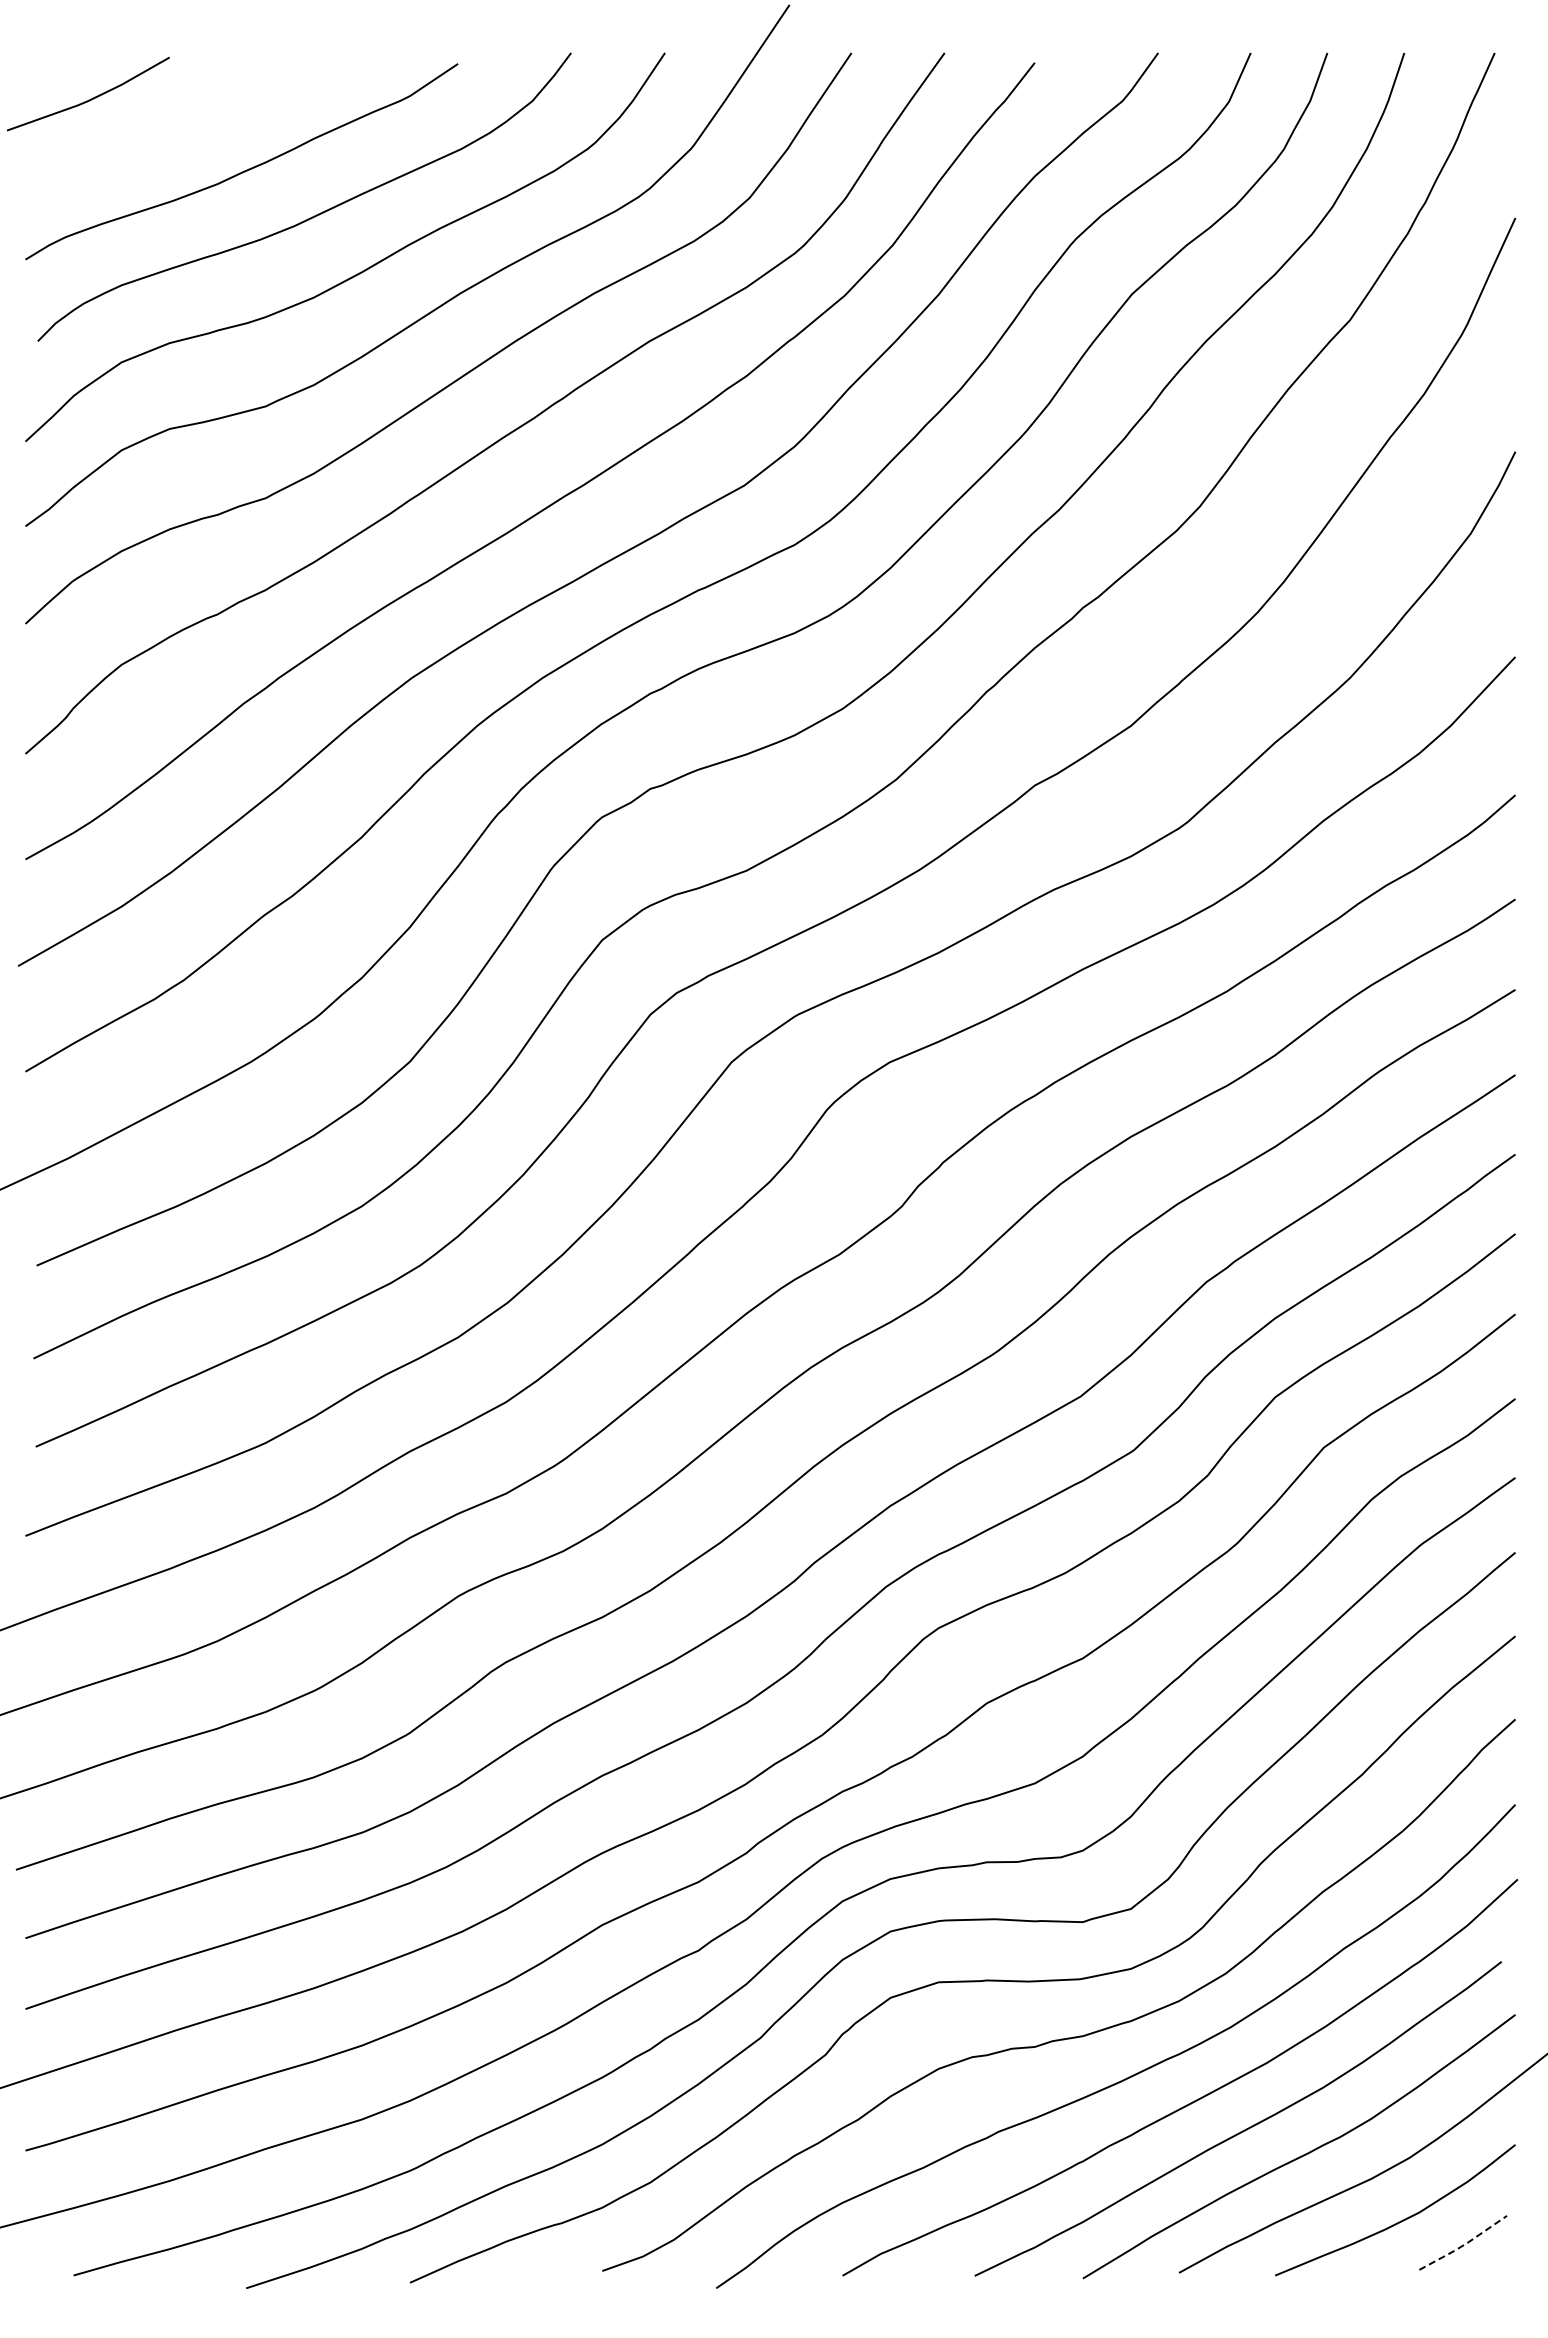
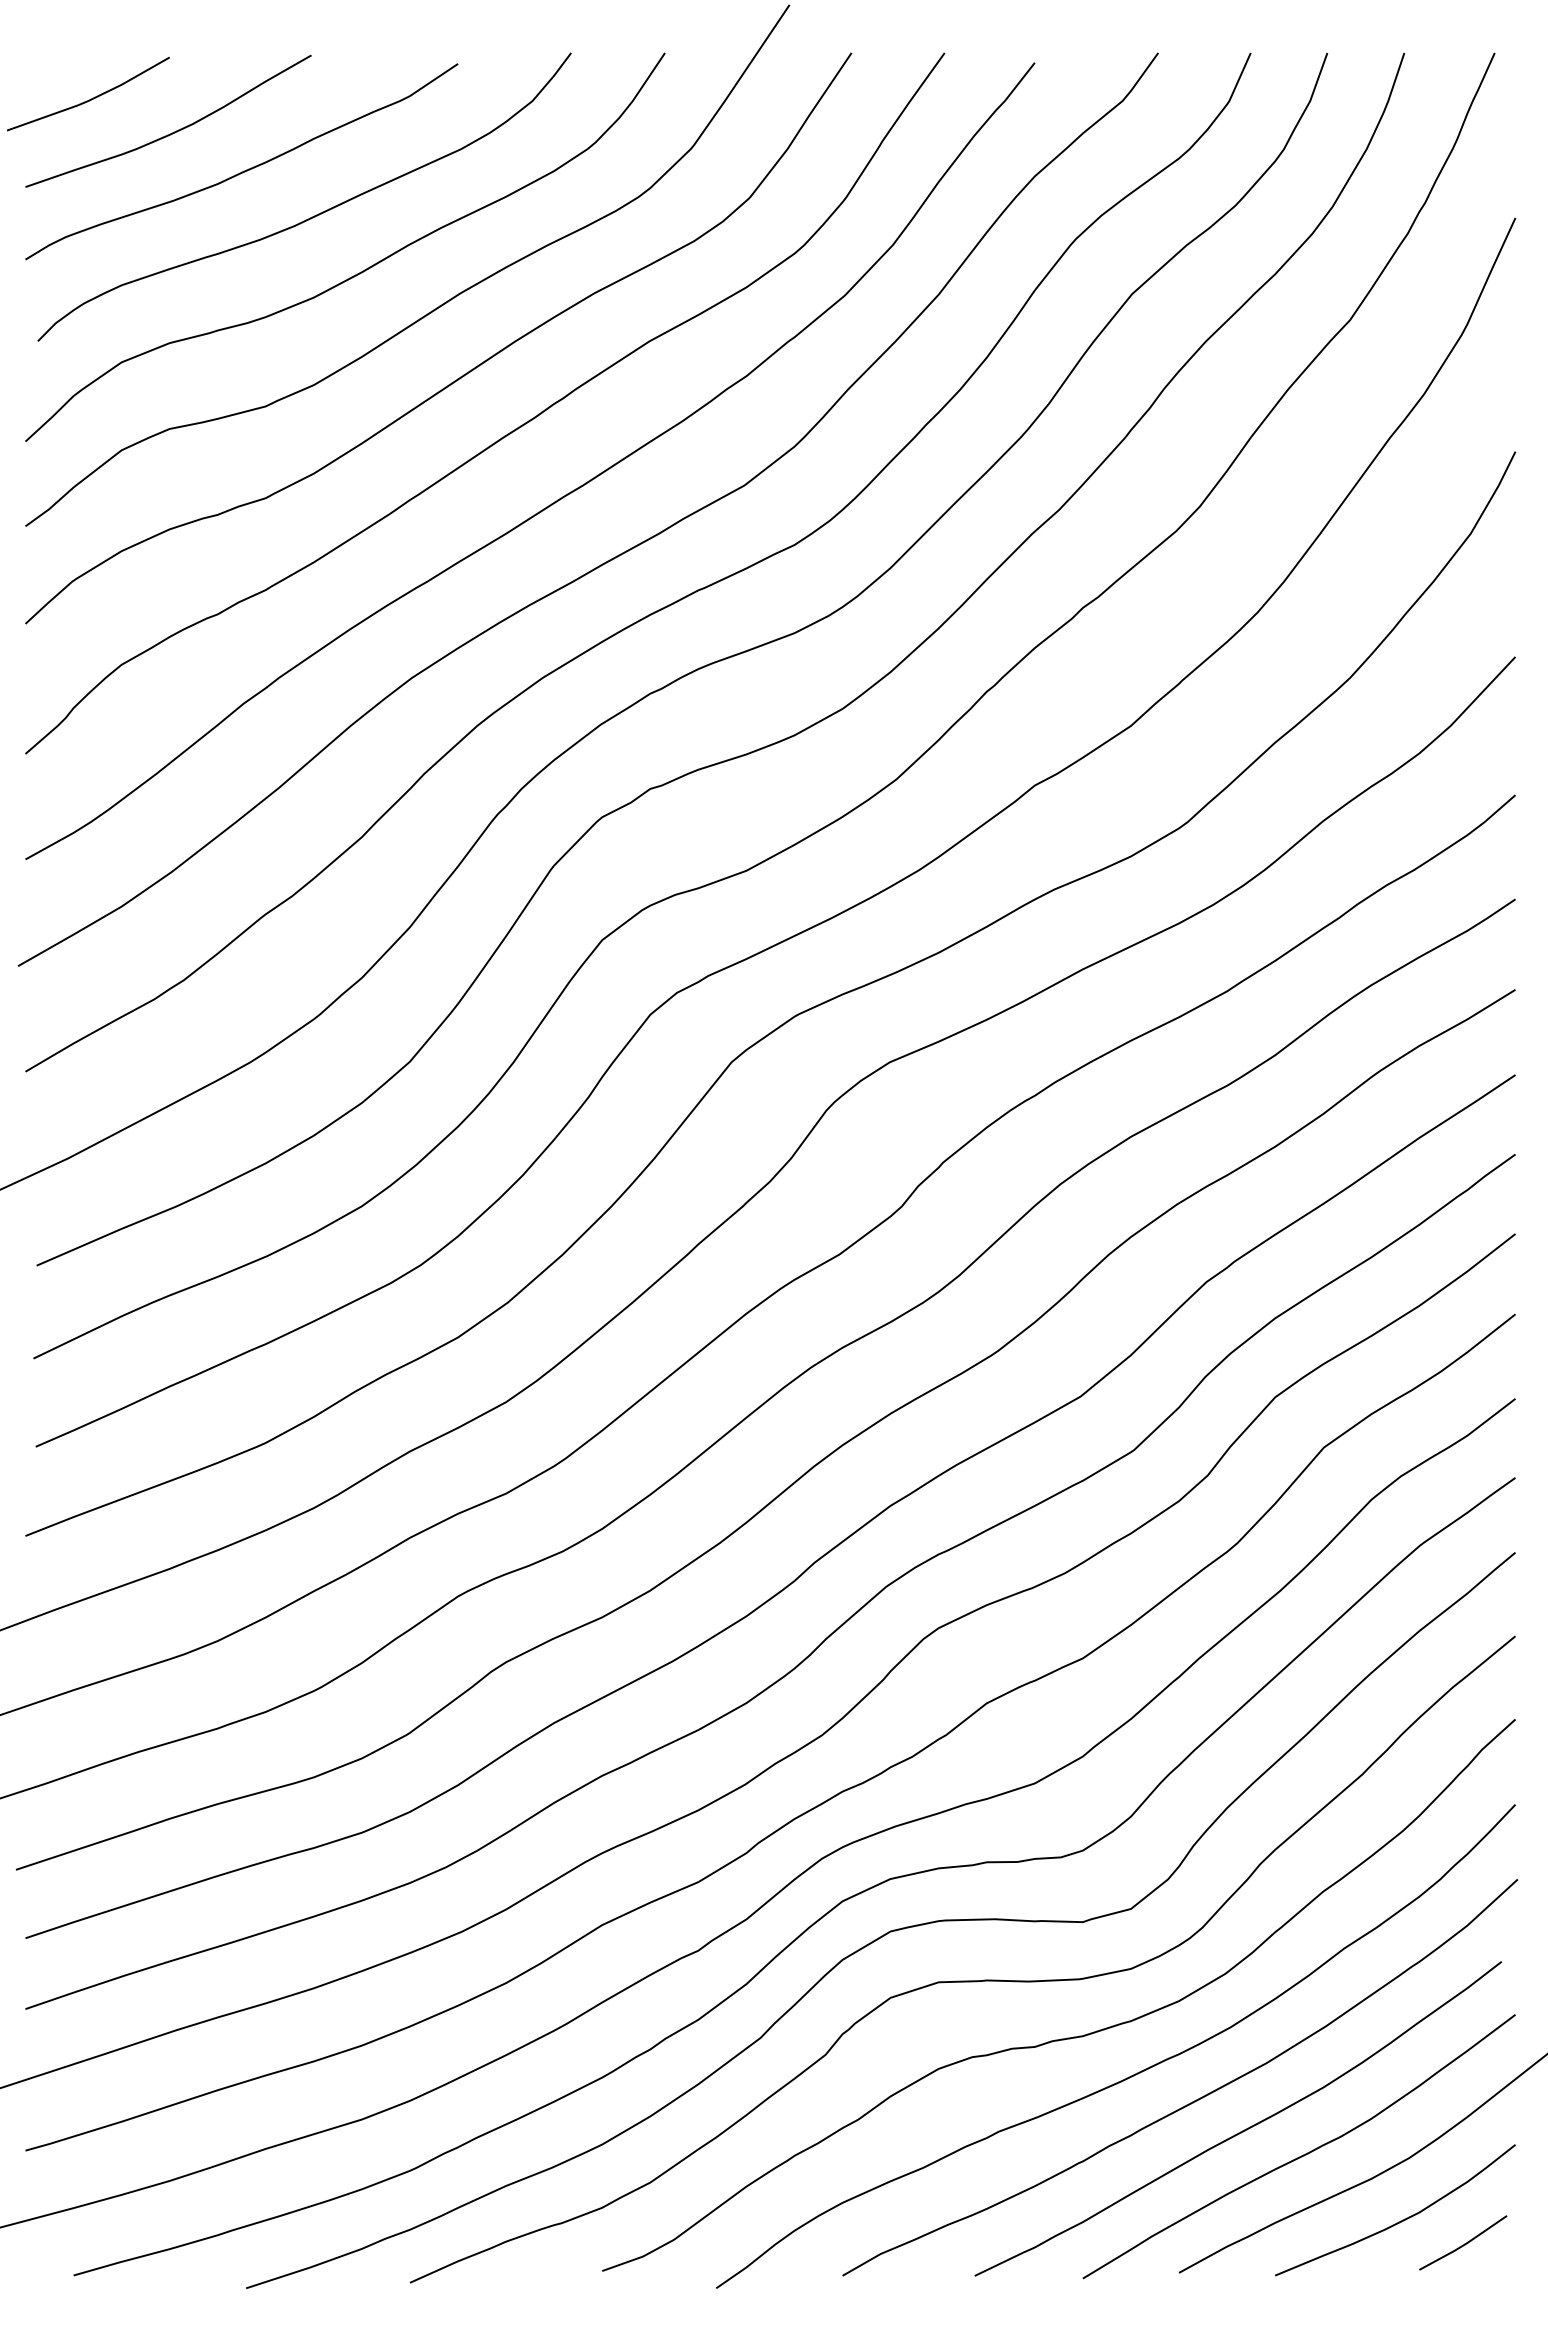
curve: none -> present (174, 131)
line: dashed -> solid (1464, 2244)
